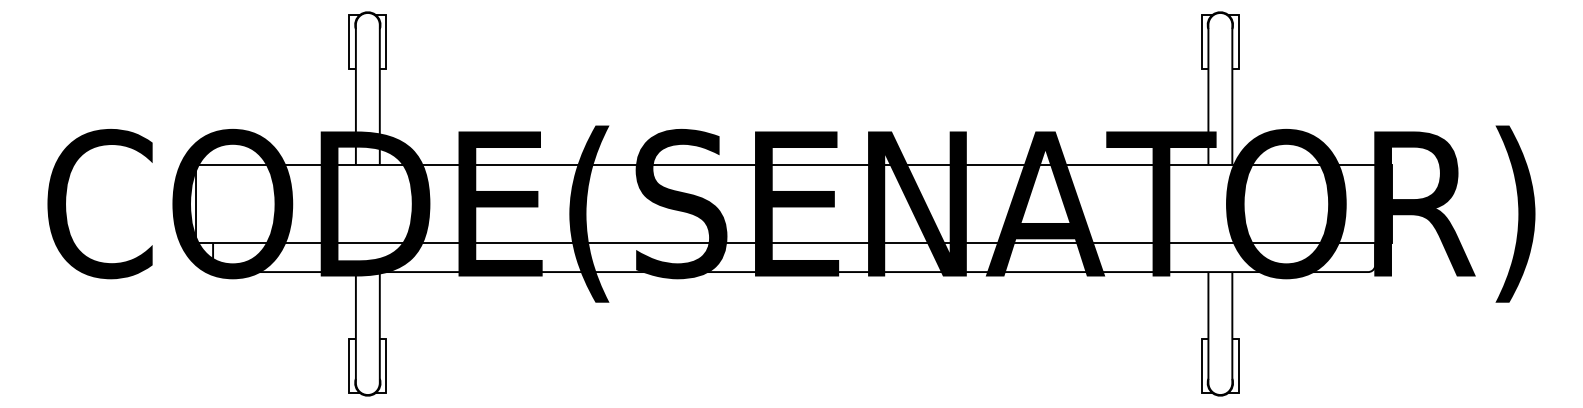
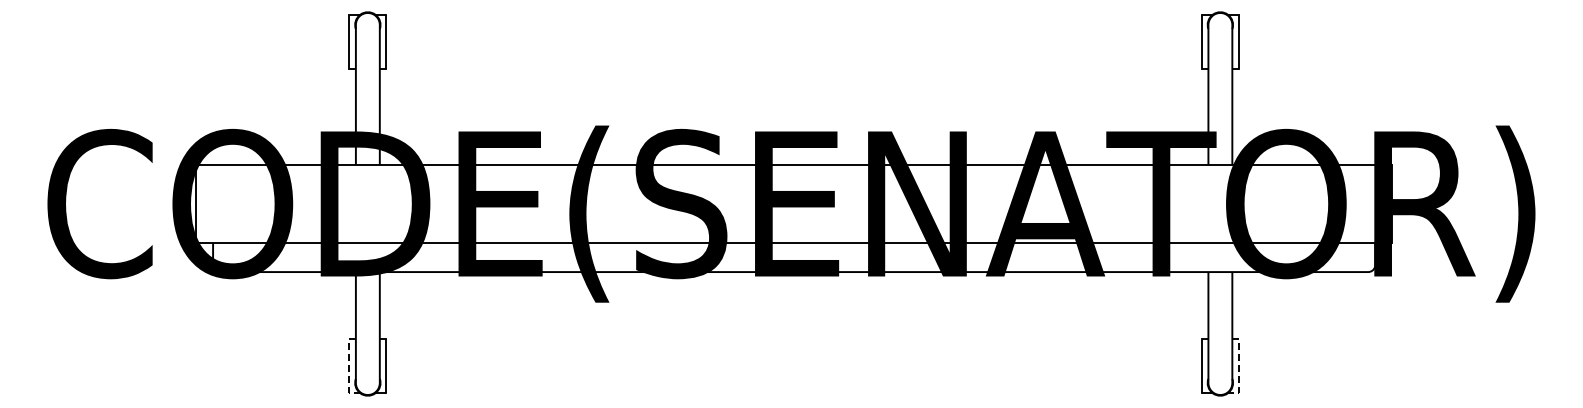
line: solid -> dashed (349, 368)
line: solid -> dashed (1238, 368)
